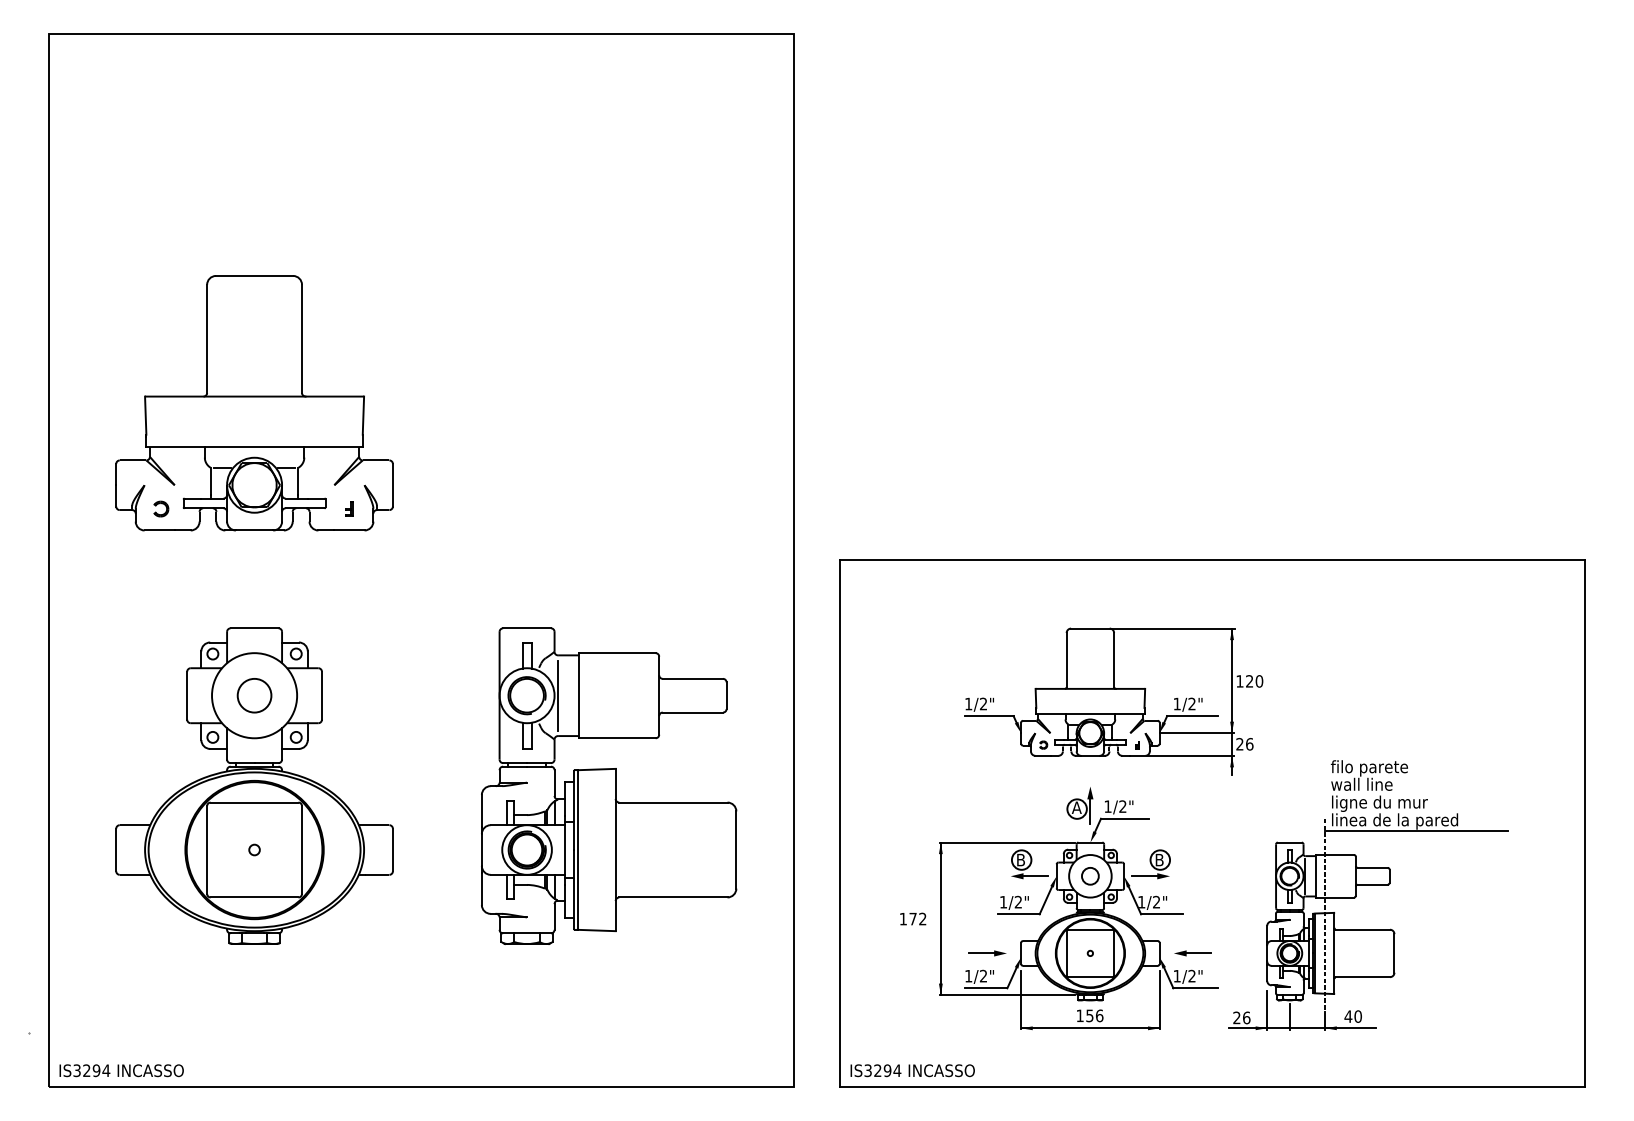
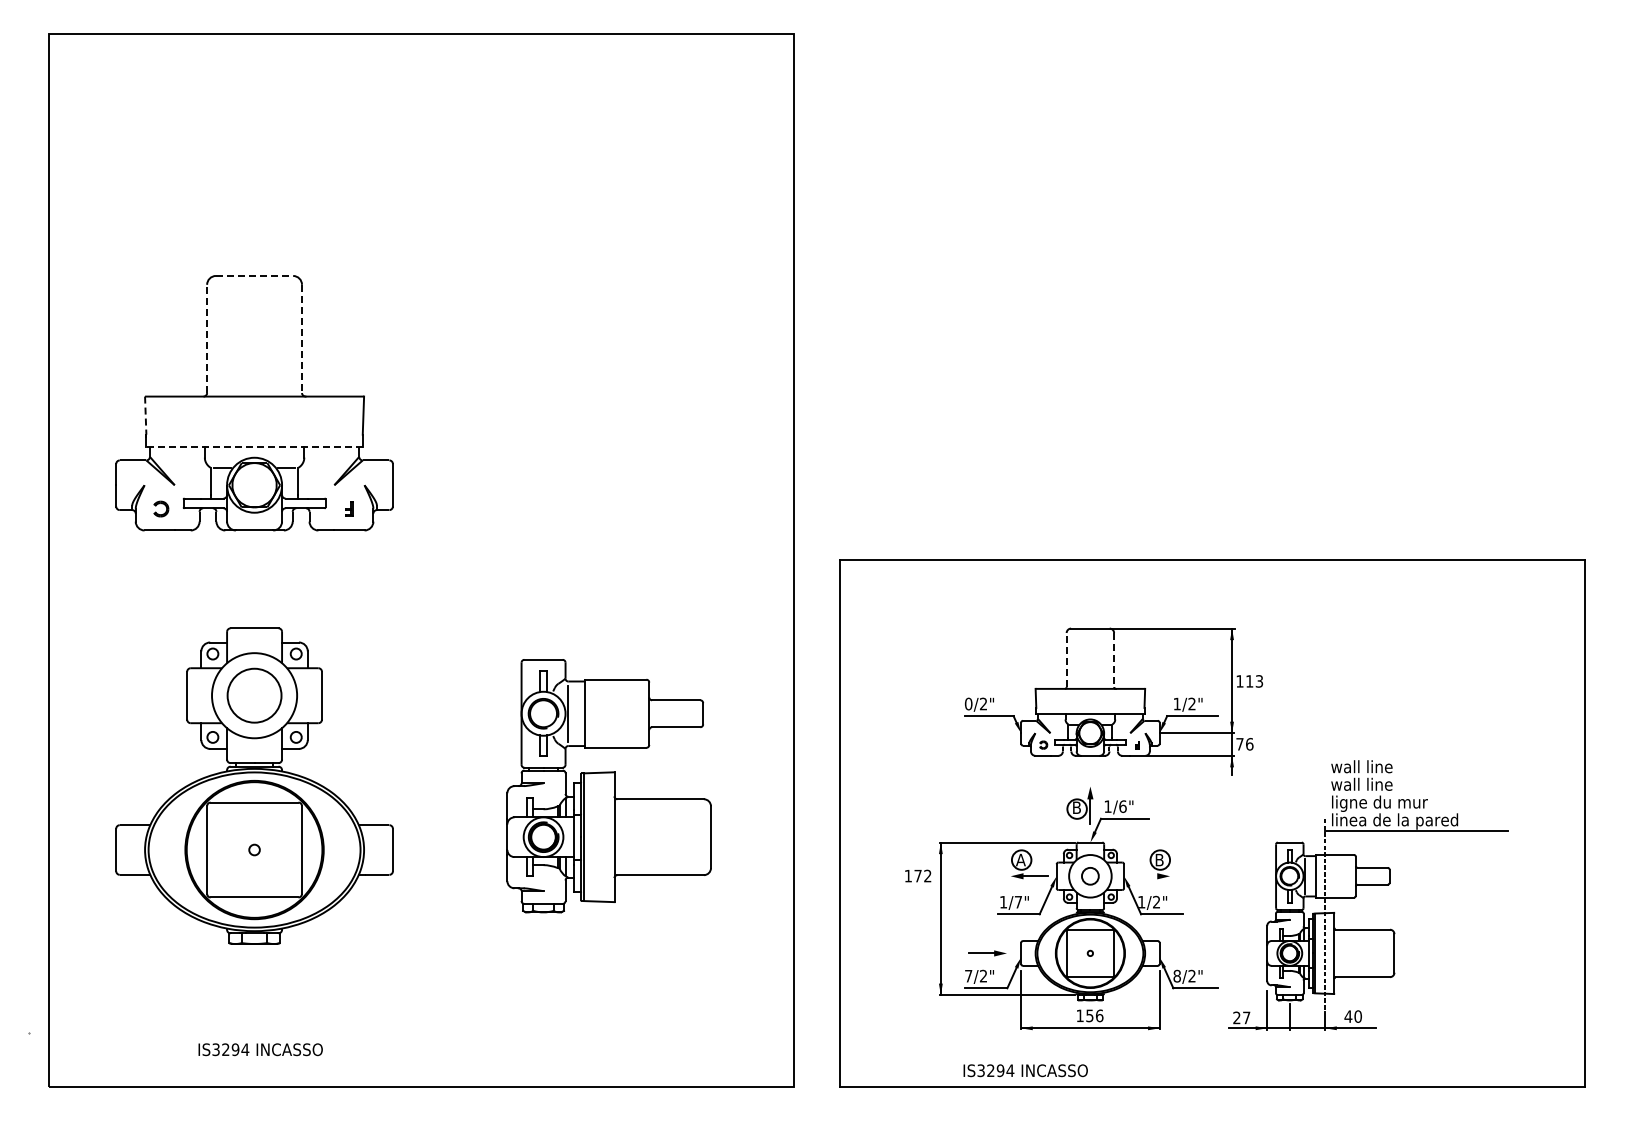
line: solid -> dashed (254, 275)
line: solid -> dashed (207, 338)
line: solid -> dashed (302, 339)
line: solid -> dashed (145, 416)
line: solid -> dashed (254, 447)
line: solid -> dashed (1066, 659)
line: solid -> dashed (1114, 660)
text: 120 -> 113 (1254, 681)
circle diameter: 34 px -> 54 px (254, 695)
text: 1/2" -> 0/2" (968, 703)
text: 26 -> 76 (1239, 743)
text: filo parete -> wall line (1368, 768)
part size: 257x318 px -> 206x255 px (608, 786)
text: 1/2" -> 1/6" (1122, 806)
text: A -> B (1076, 807)
text: B -> A (1020, 859)
line: present -> none (1144, 876)
text: 1/2" -> 1/7" (1017, 901)
text position: (913, 918) -> (918, 875) (918, 875)
part: present -> none (1192, 953)
text: 1/2" -> 8/2" (1176, 975)
text: 1/2" -> 7/2" (968, 976)
text: 26 -> 27 (1246, 1017)
text position: (121, 1070) -> (260, 1049) (260, 1049)
text position: (912, 1070) -> (1025, 1070) (1025, 1070)
